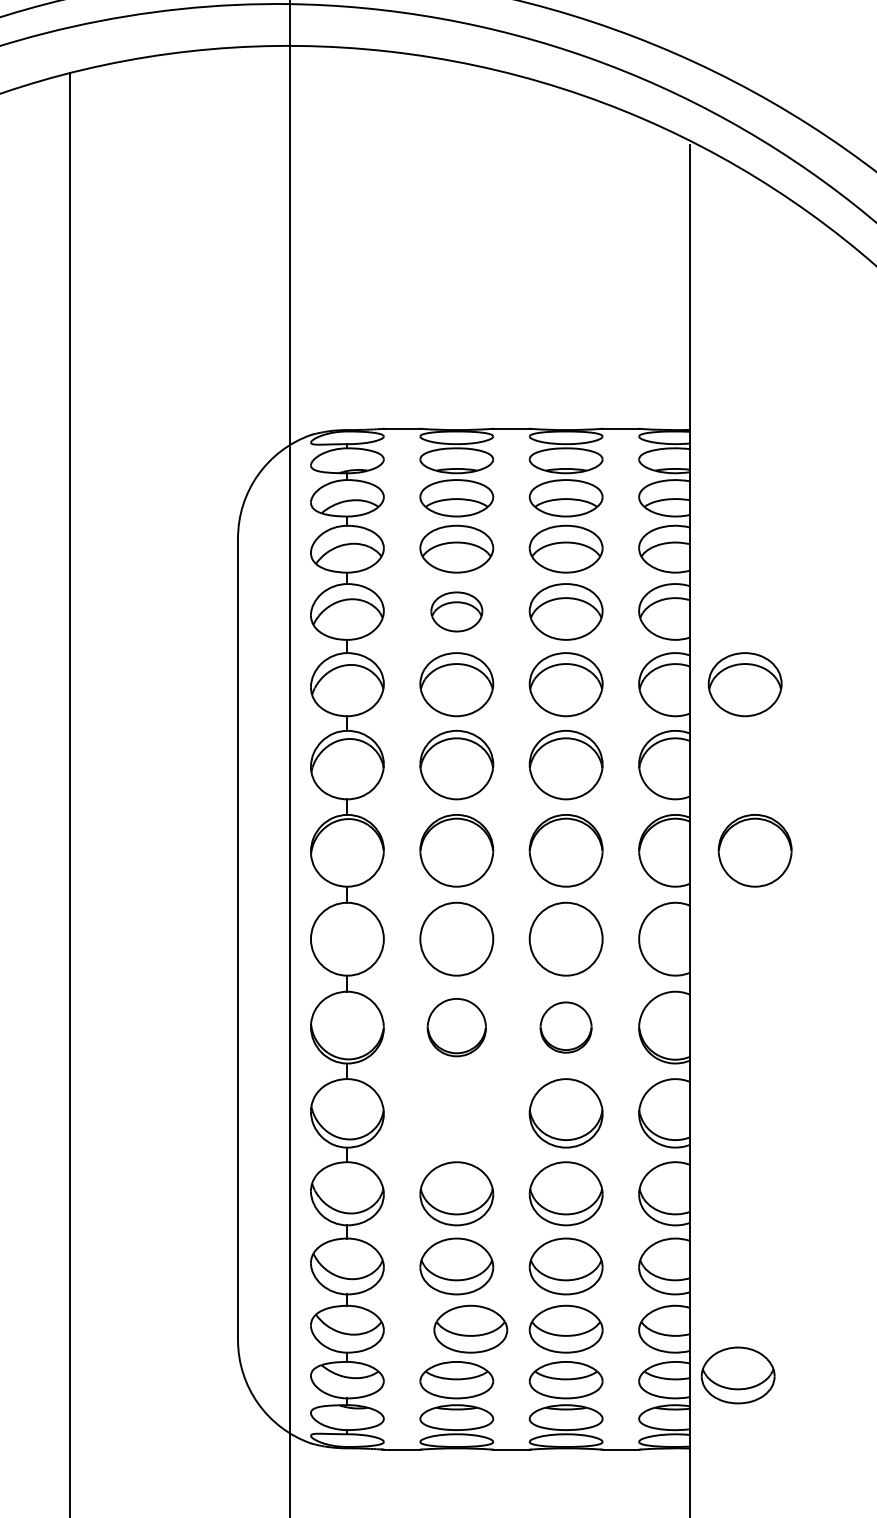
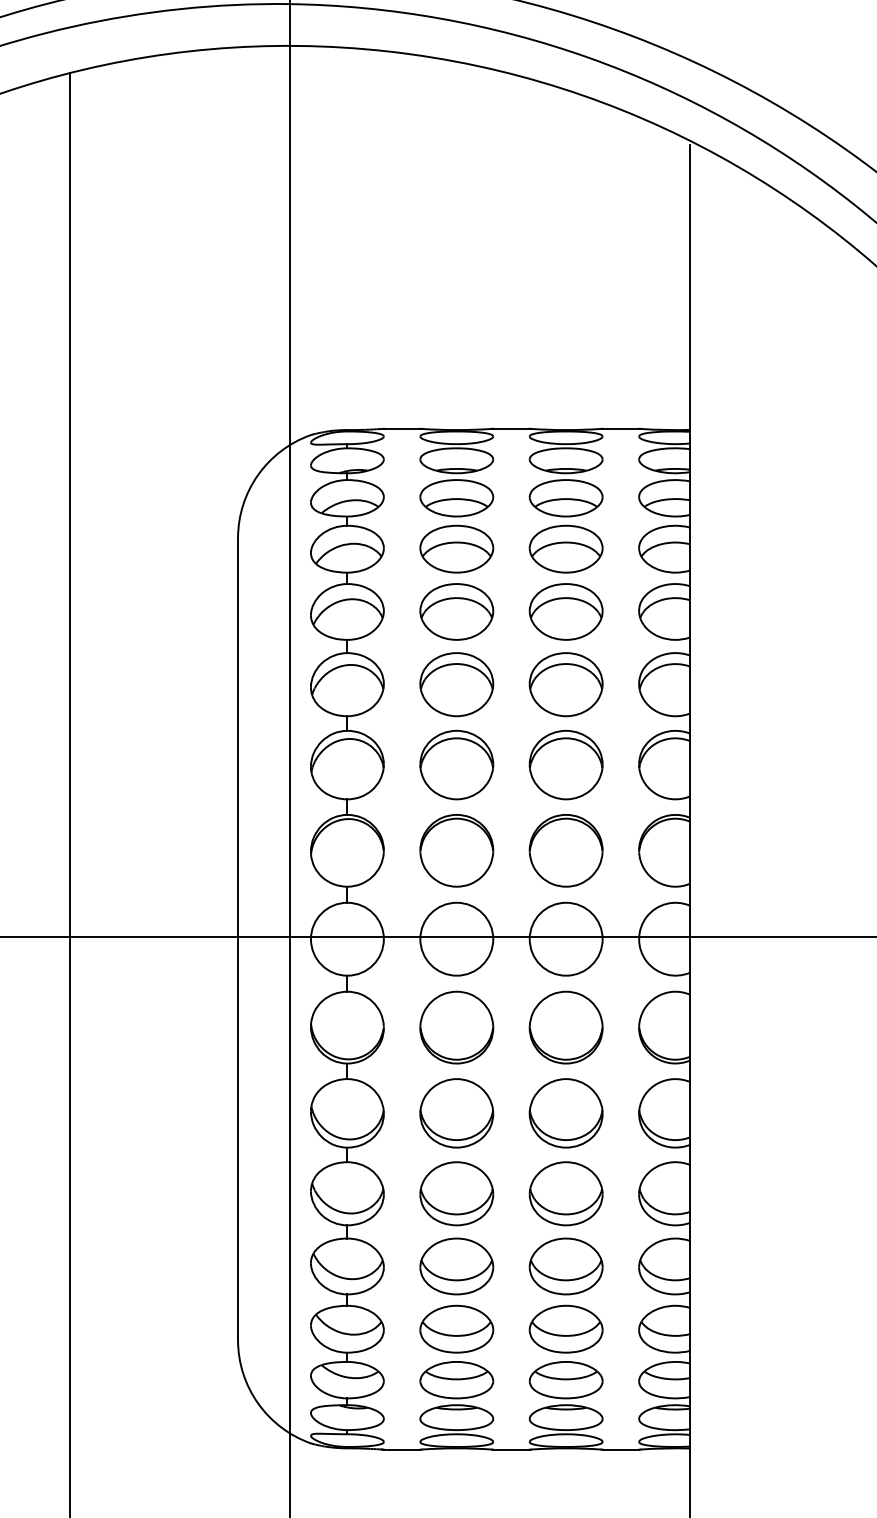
part size: 54x42 px -> 76x58 px (456, 611)
part: present -> none (744, 684)
part: present -> none (754, 850)
line: none -> present (437, 937)
part size: 61x60 px -> 76x75 px (456, 1027)
part size: 54x53 px -> 76x75 px (565, 1027)
part: none -> present (456, 1113)
part position: (470, 1328) -> (456, 1328) (456, 1328)
part: present -> none (737, 1375)
